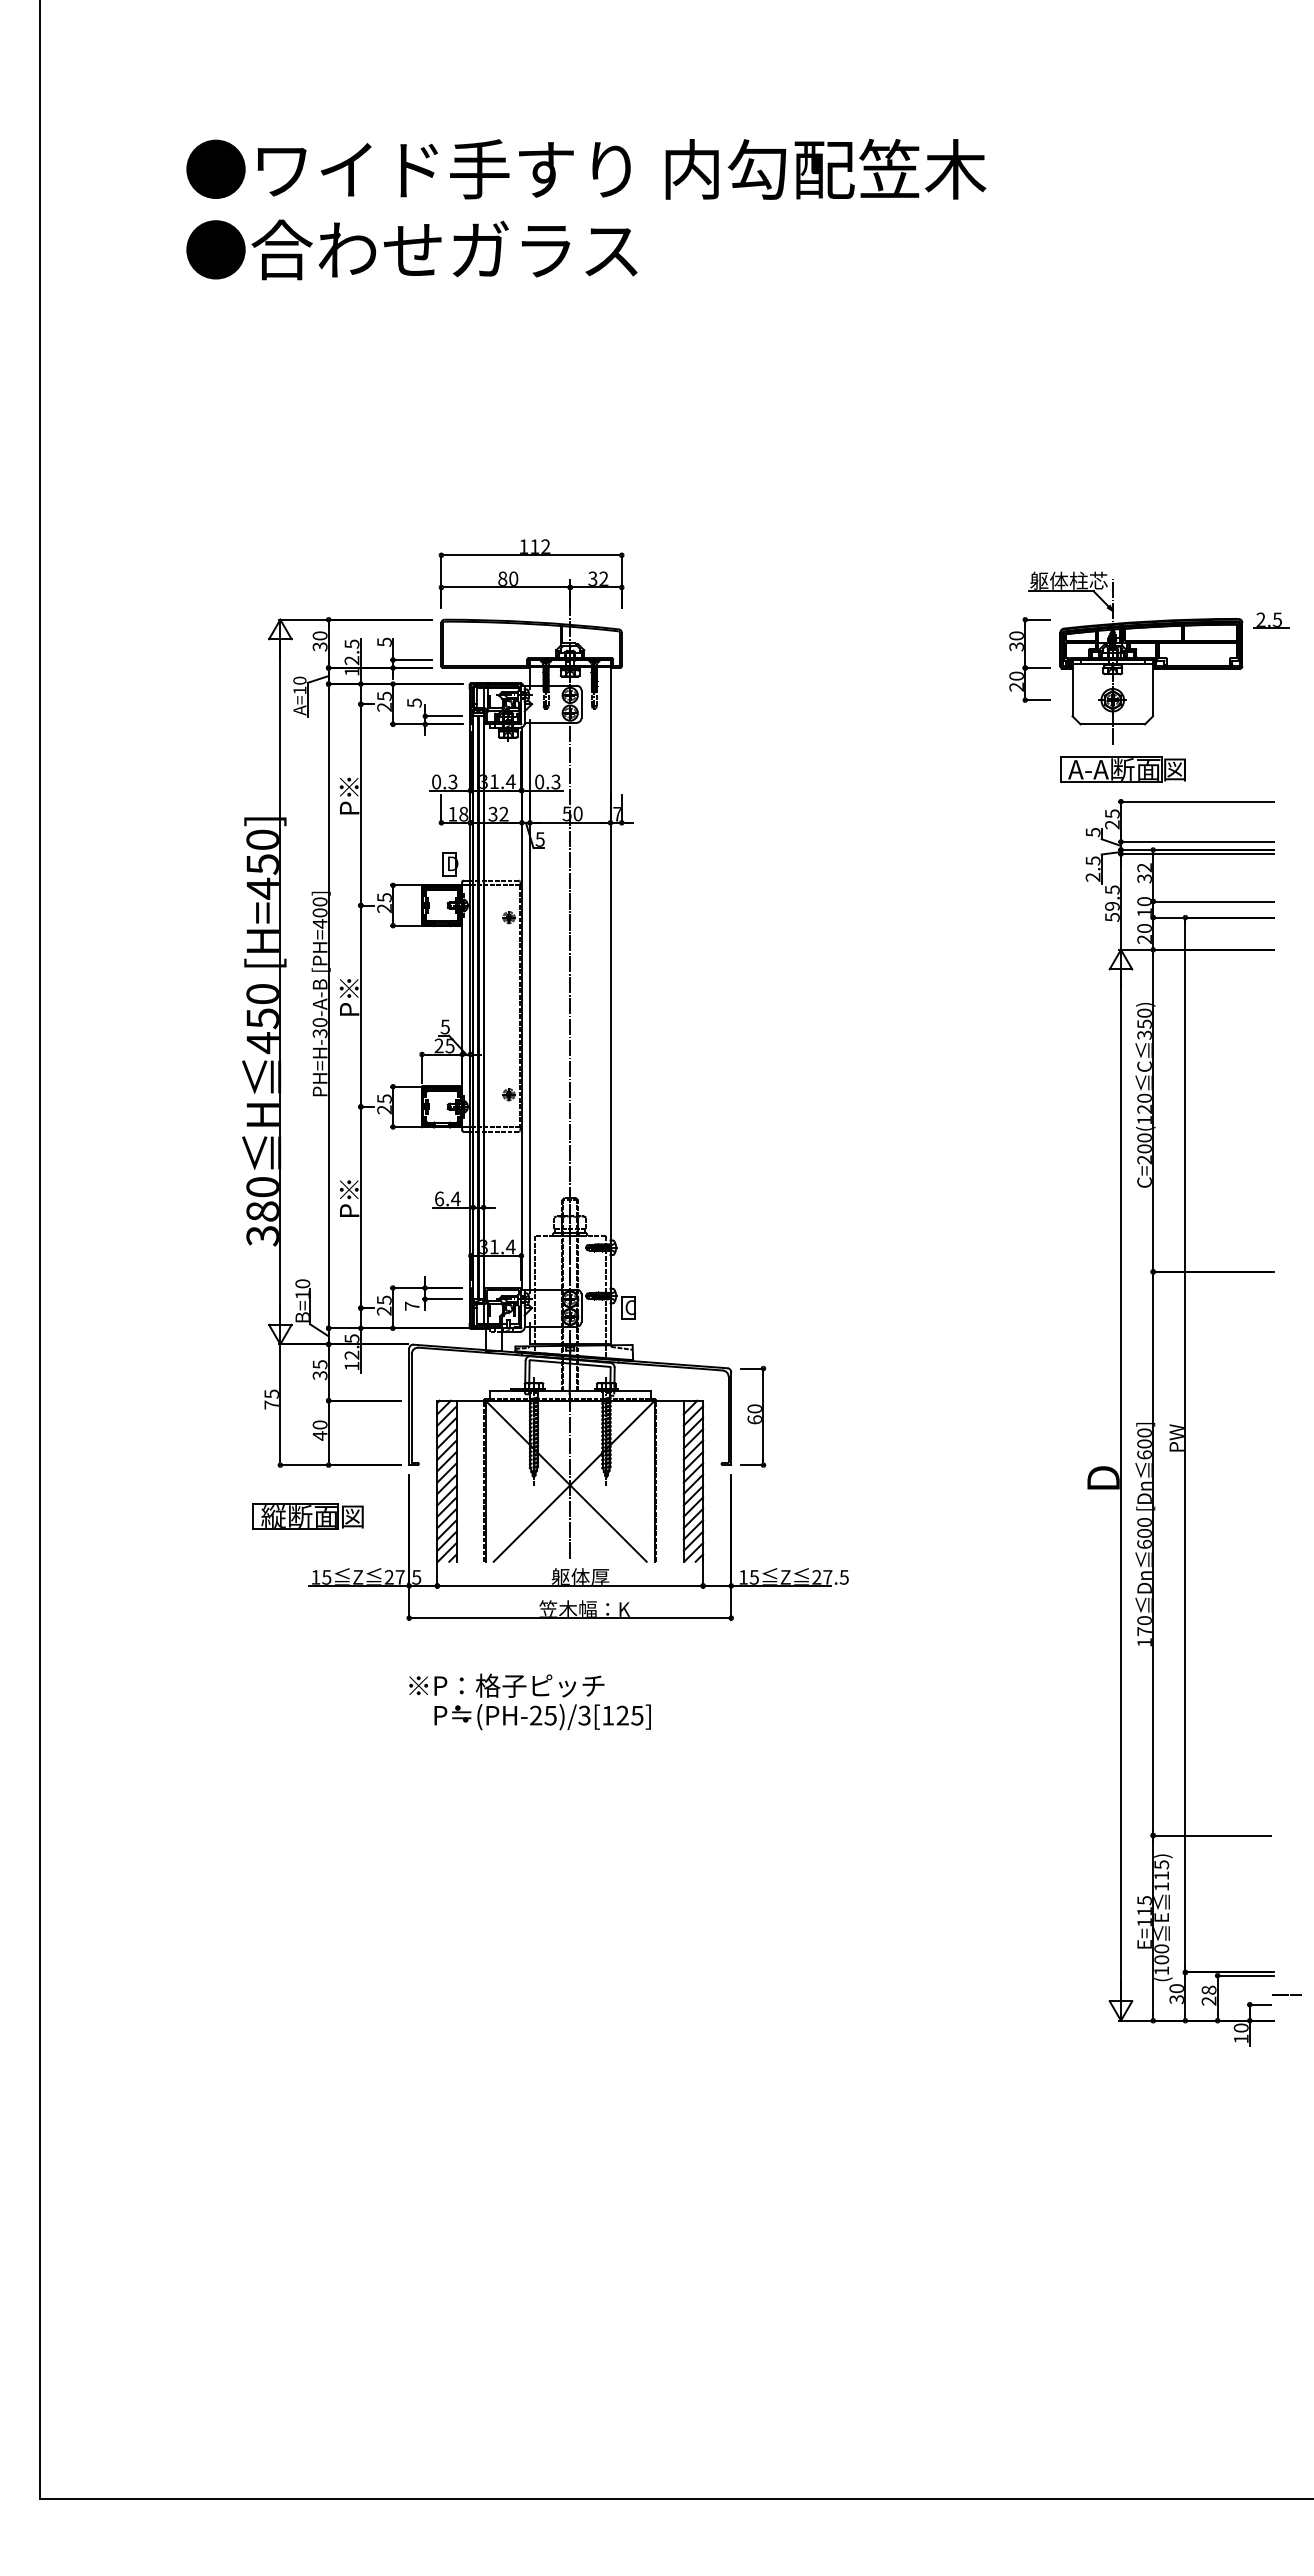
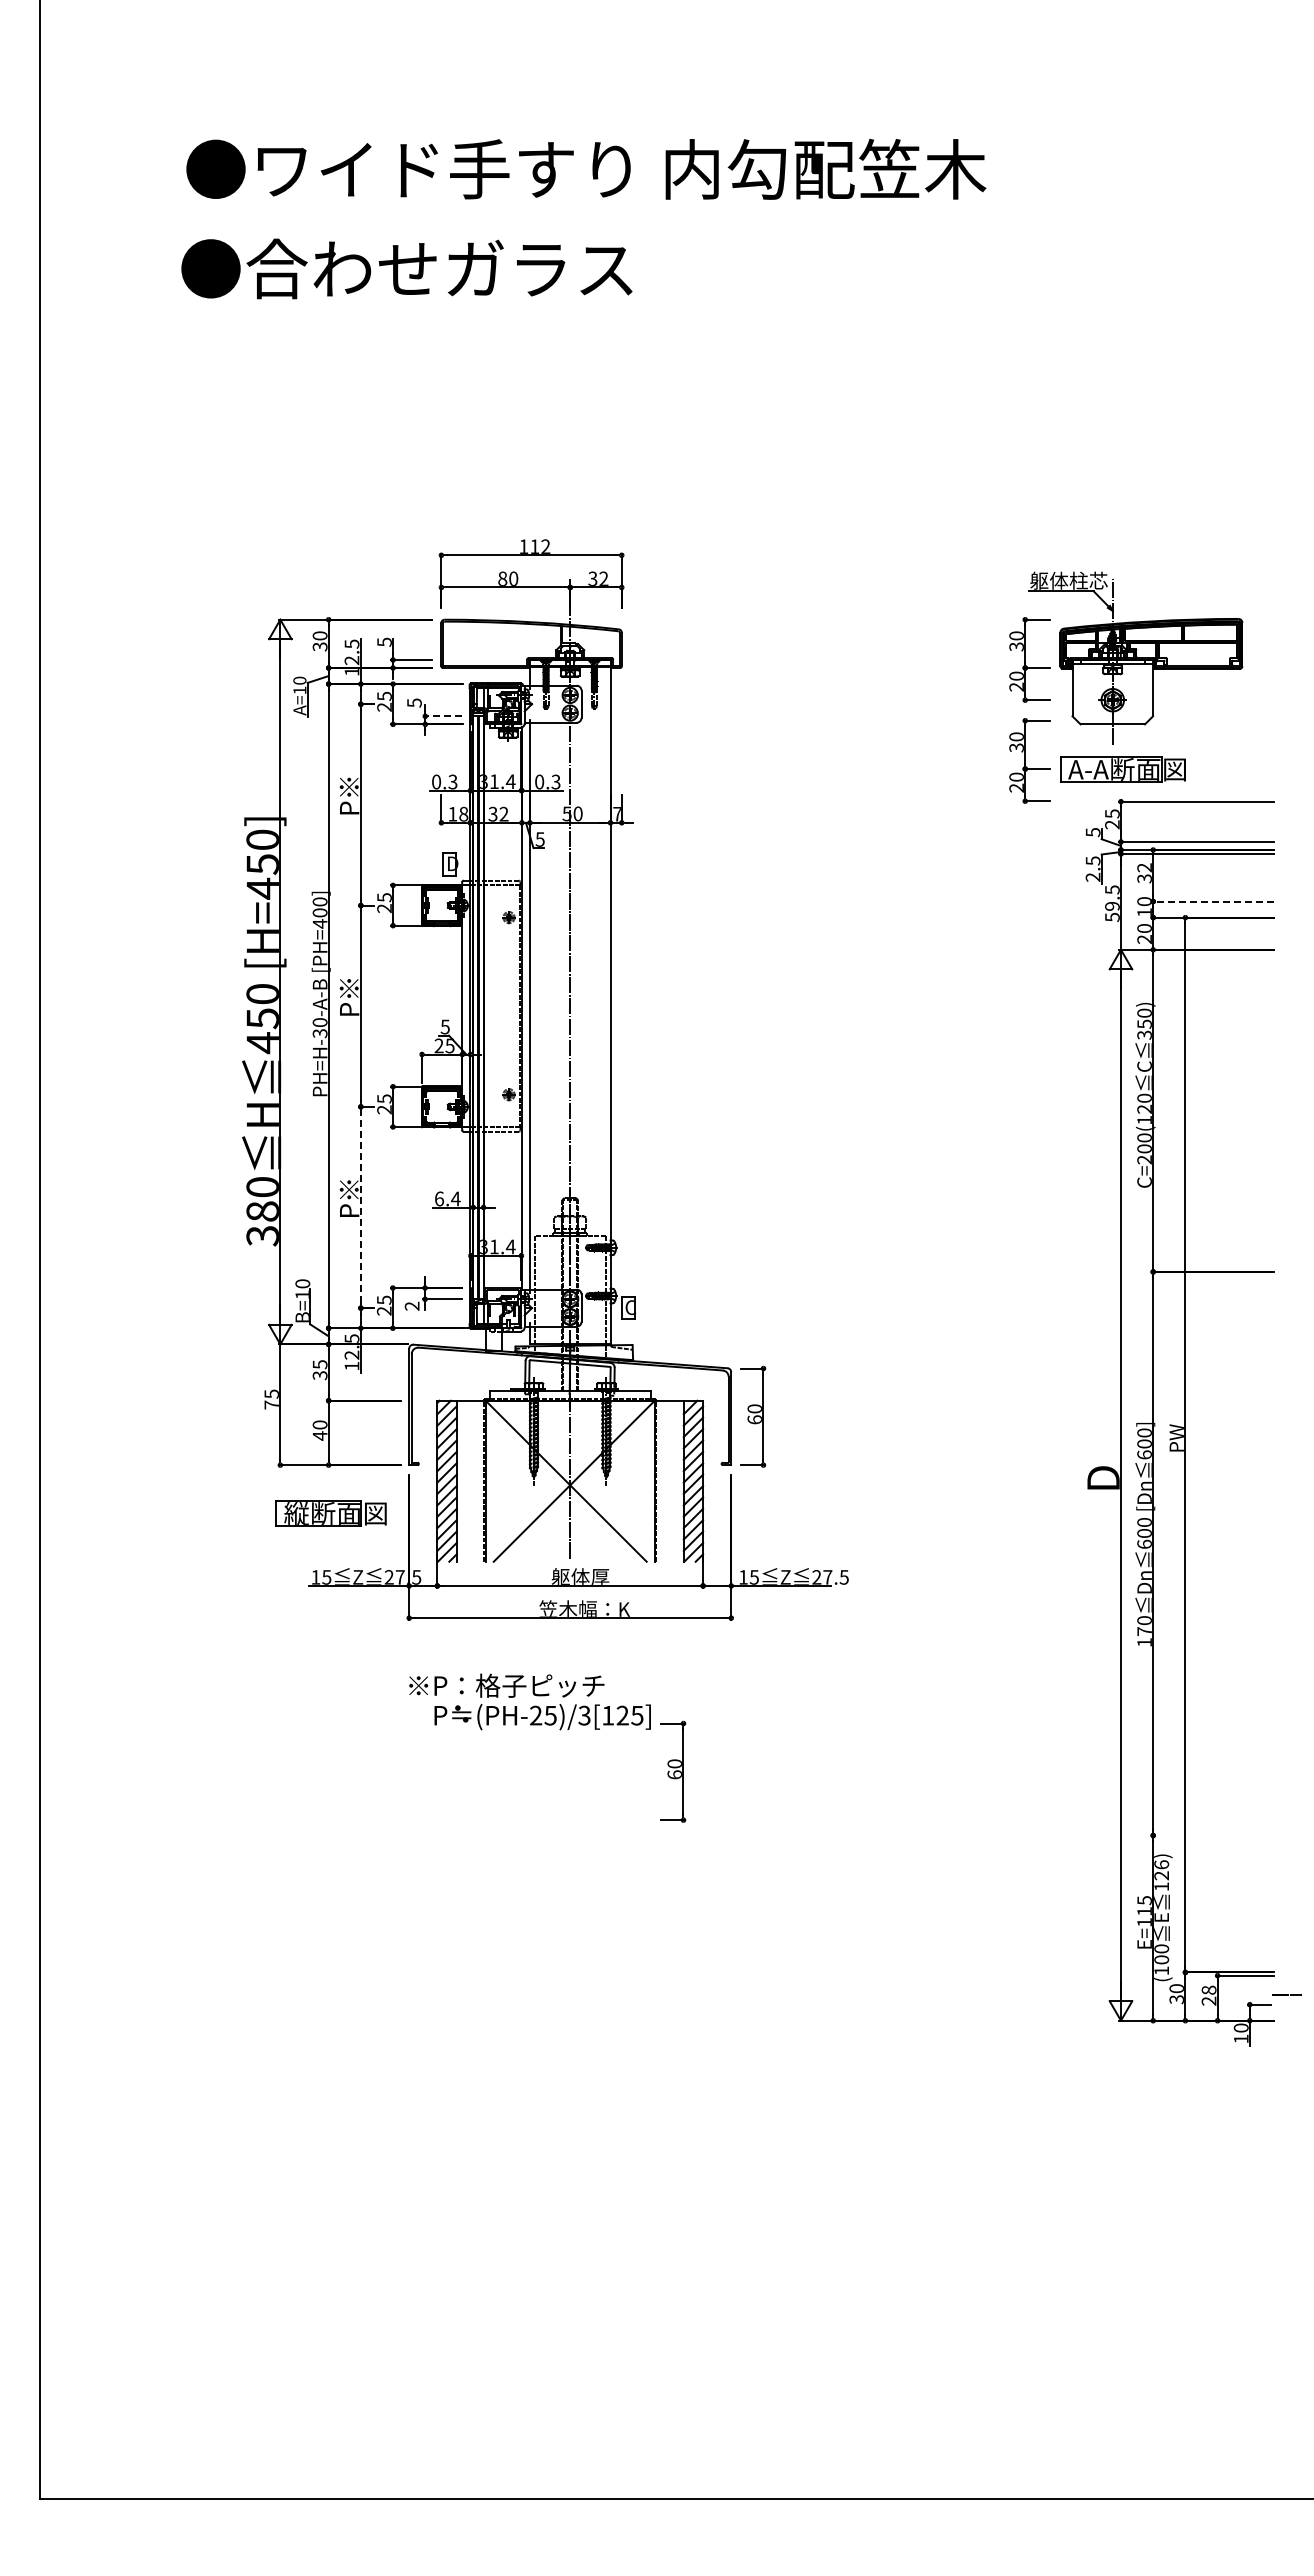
text position: (411, 249) -> (406, 268) (406, 268)
part: present -> none (1271, 620)
line: solid -> dashed (442, 716)
part: none -> present (1029, 760)
line: solid -> dashed (1212, 901)
line: solid -> dashed (360, 1207)
text: 7 -> 2 (411, 1305)
part position: (307, 1516) -> (330, 1513) (330, 1513)
part: none -> present (673, 1771)
line: present -> none (1210, 1835)
text: 115) -> 126) (1161, 1870)
